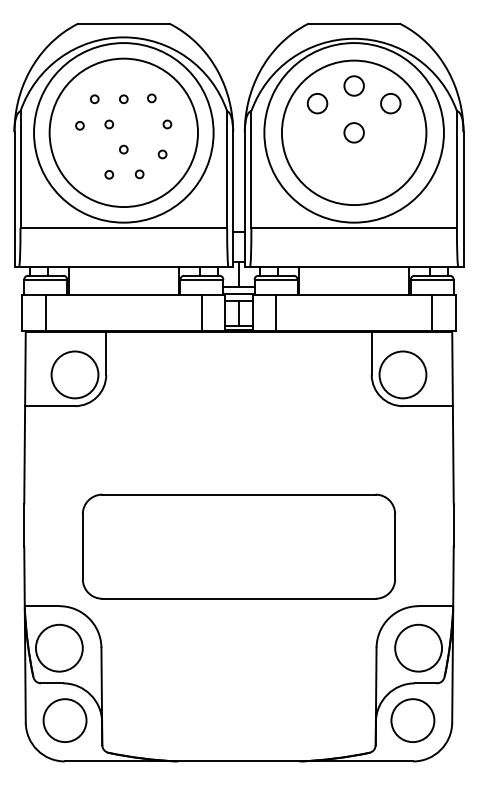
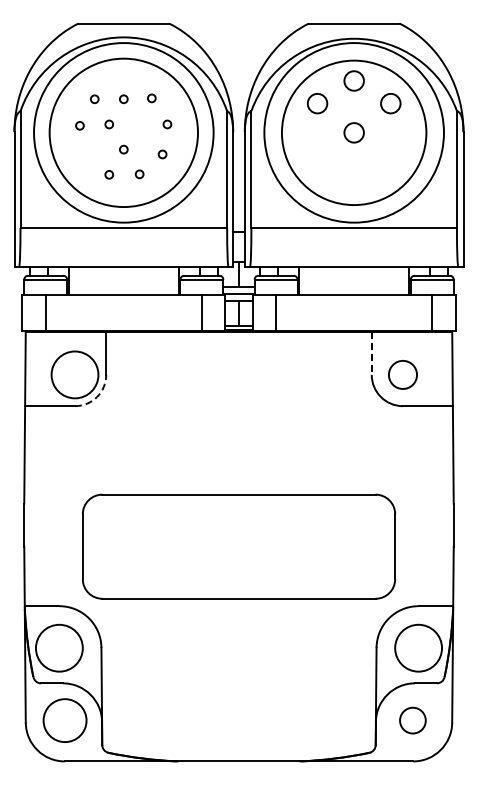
circle position: (353, 85) -> (353, 80) (353, 80)
line: solid -> dashed (371, 353)
circle diameter: 47 px -> 28 px (402, 374)
arc: solid -> dashed (97, 397)
circle diameter: 43 px -> 26 px (412, 720)
